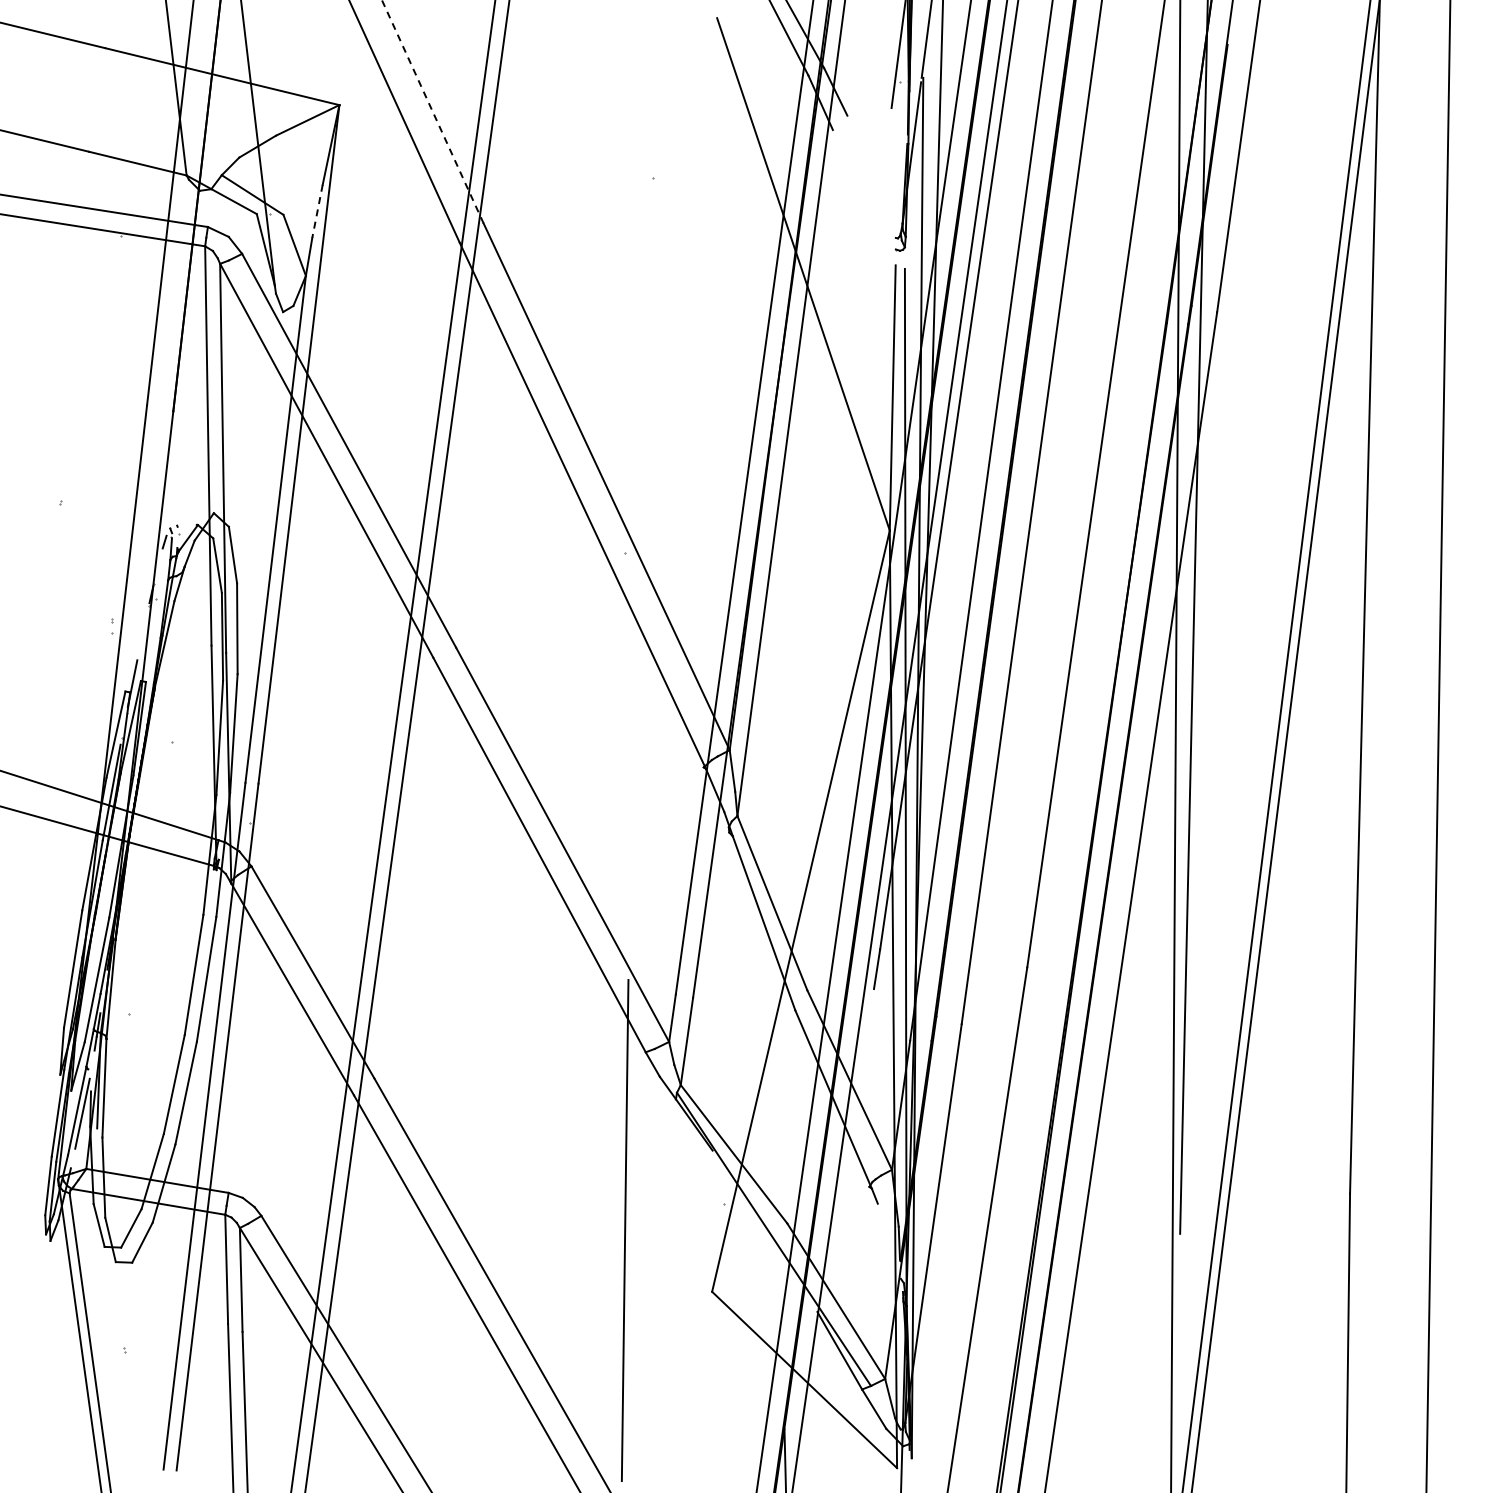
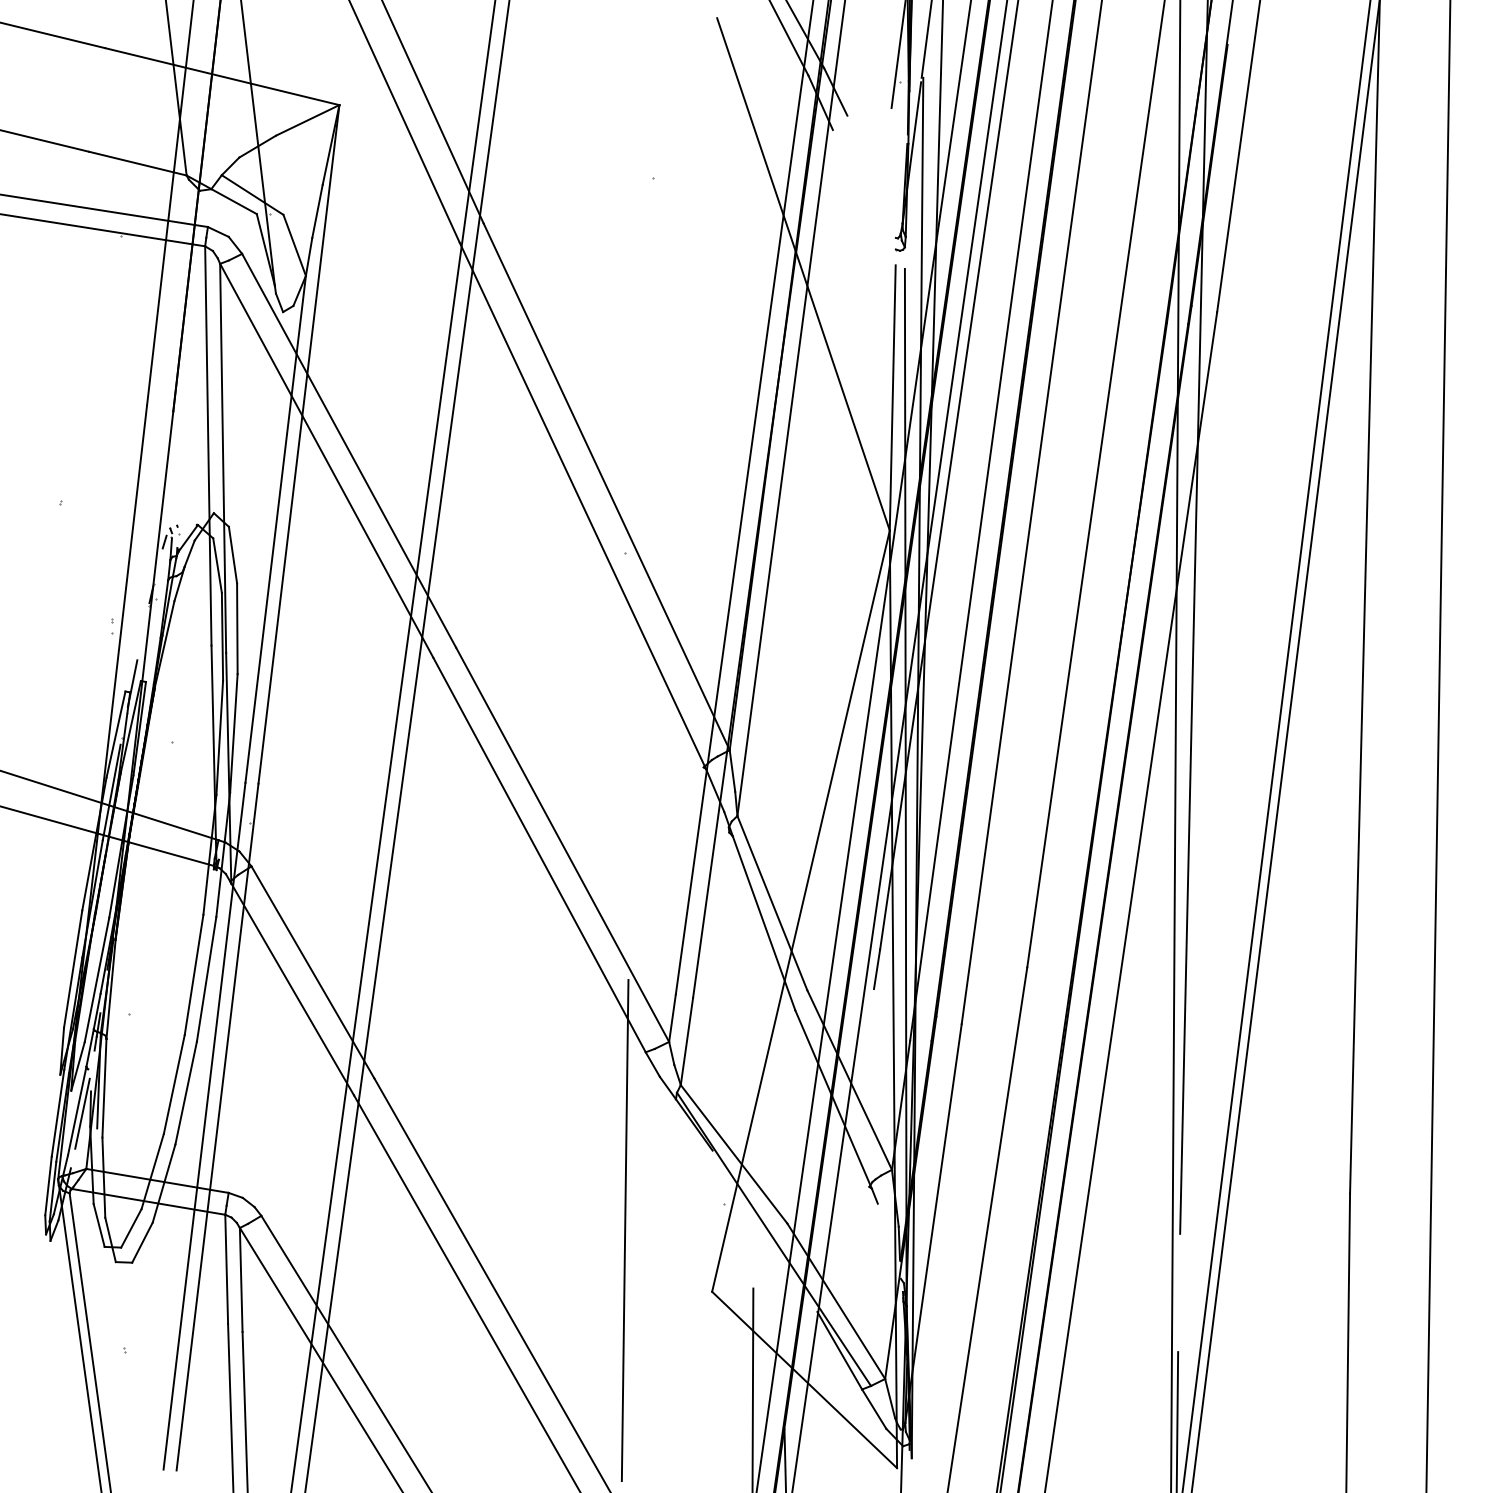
line: dashed -> solid (432, 111)
line: dashed -> solid (317, 211)
line: none -> present (752, 1388)
line: none -> present (1177, 1420)
